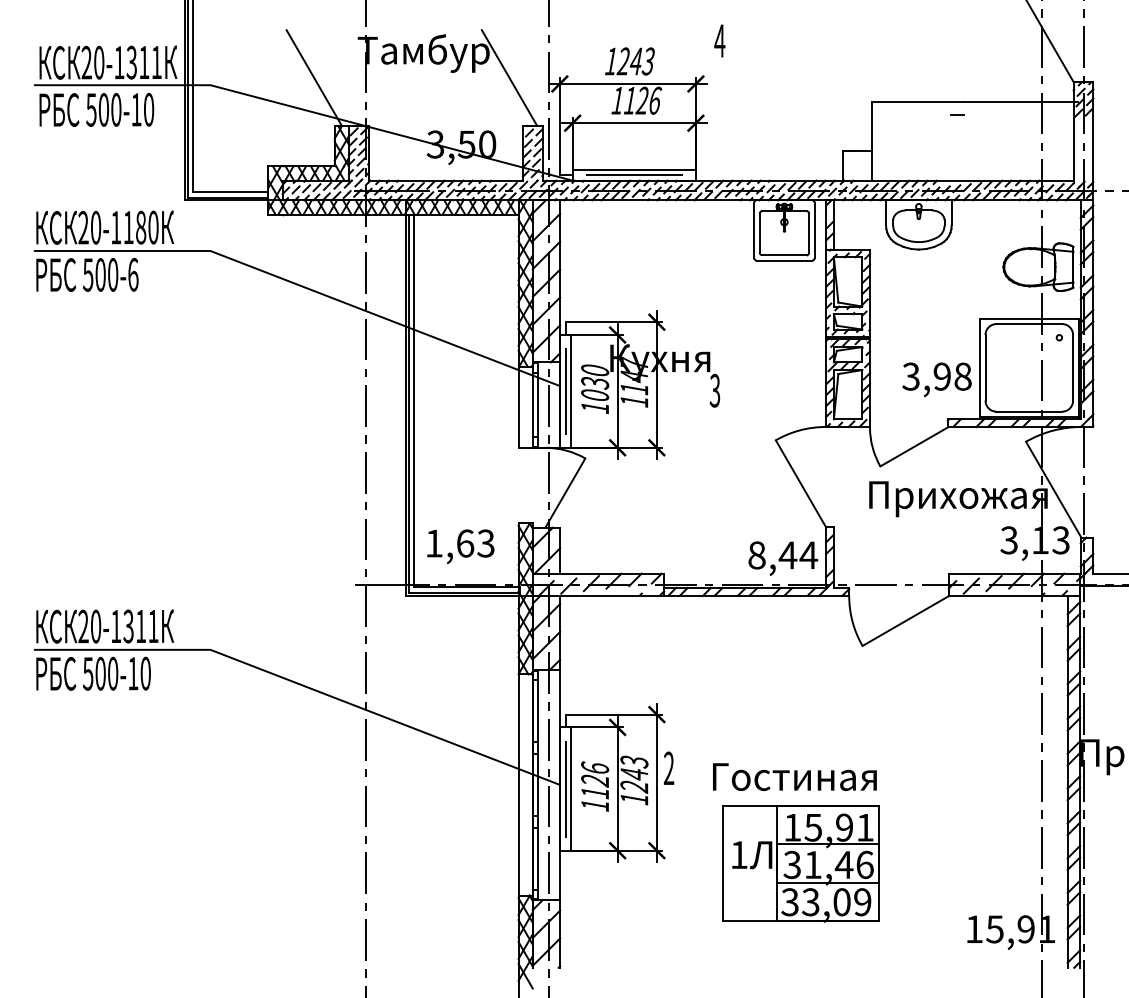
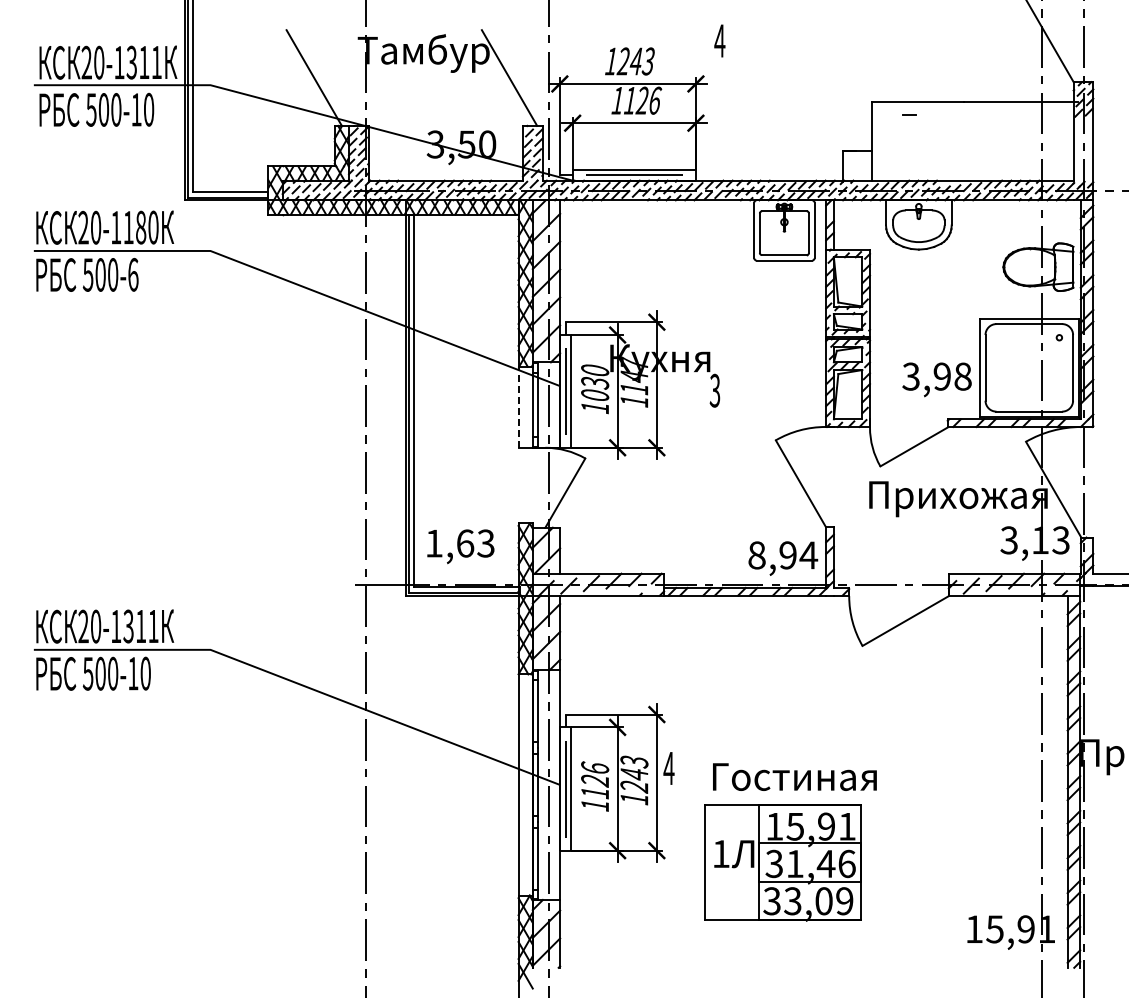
line position: (957, 114) -> (909, 114) (909, 114)
line: solid -> dashed (518, 407)
text: 8,44 -> 8,94 (787, 555)
text: 2 -> 4 (668, 767)
part position: (800, 863) -> (782, 862) (782, 862)
